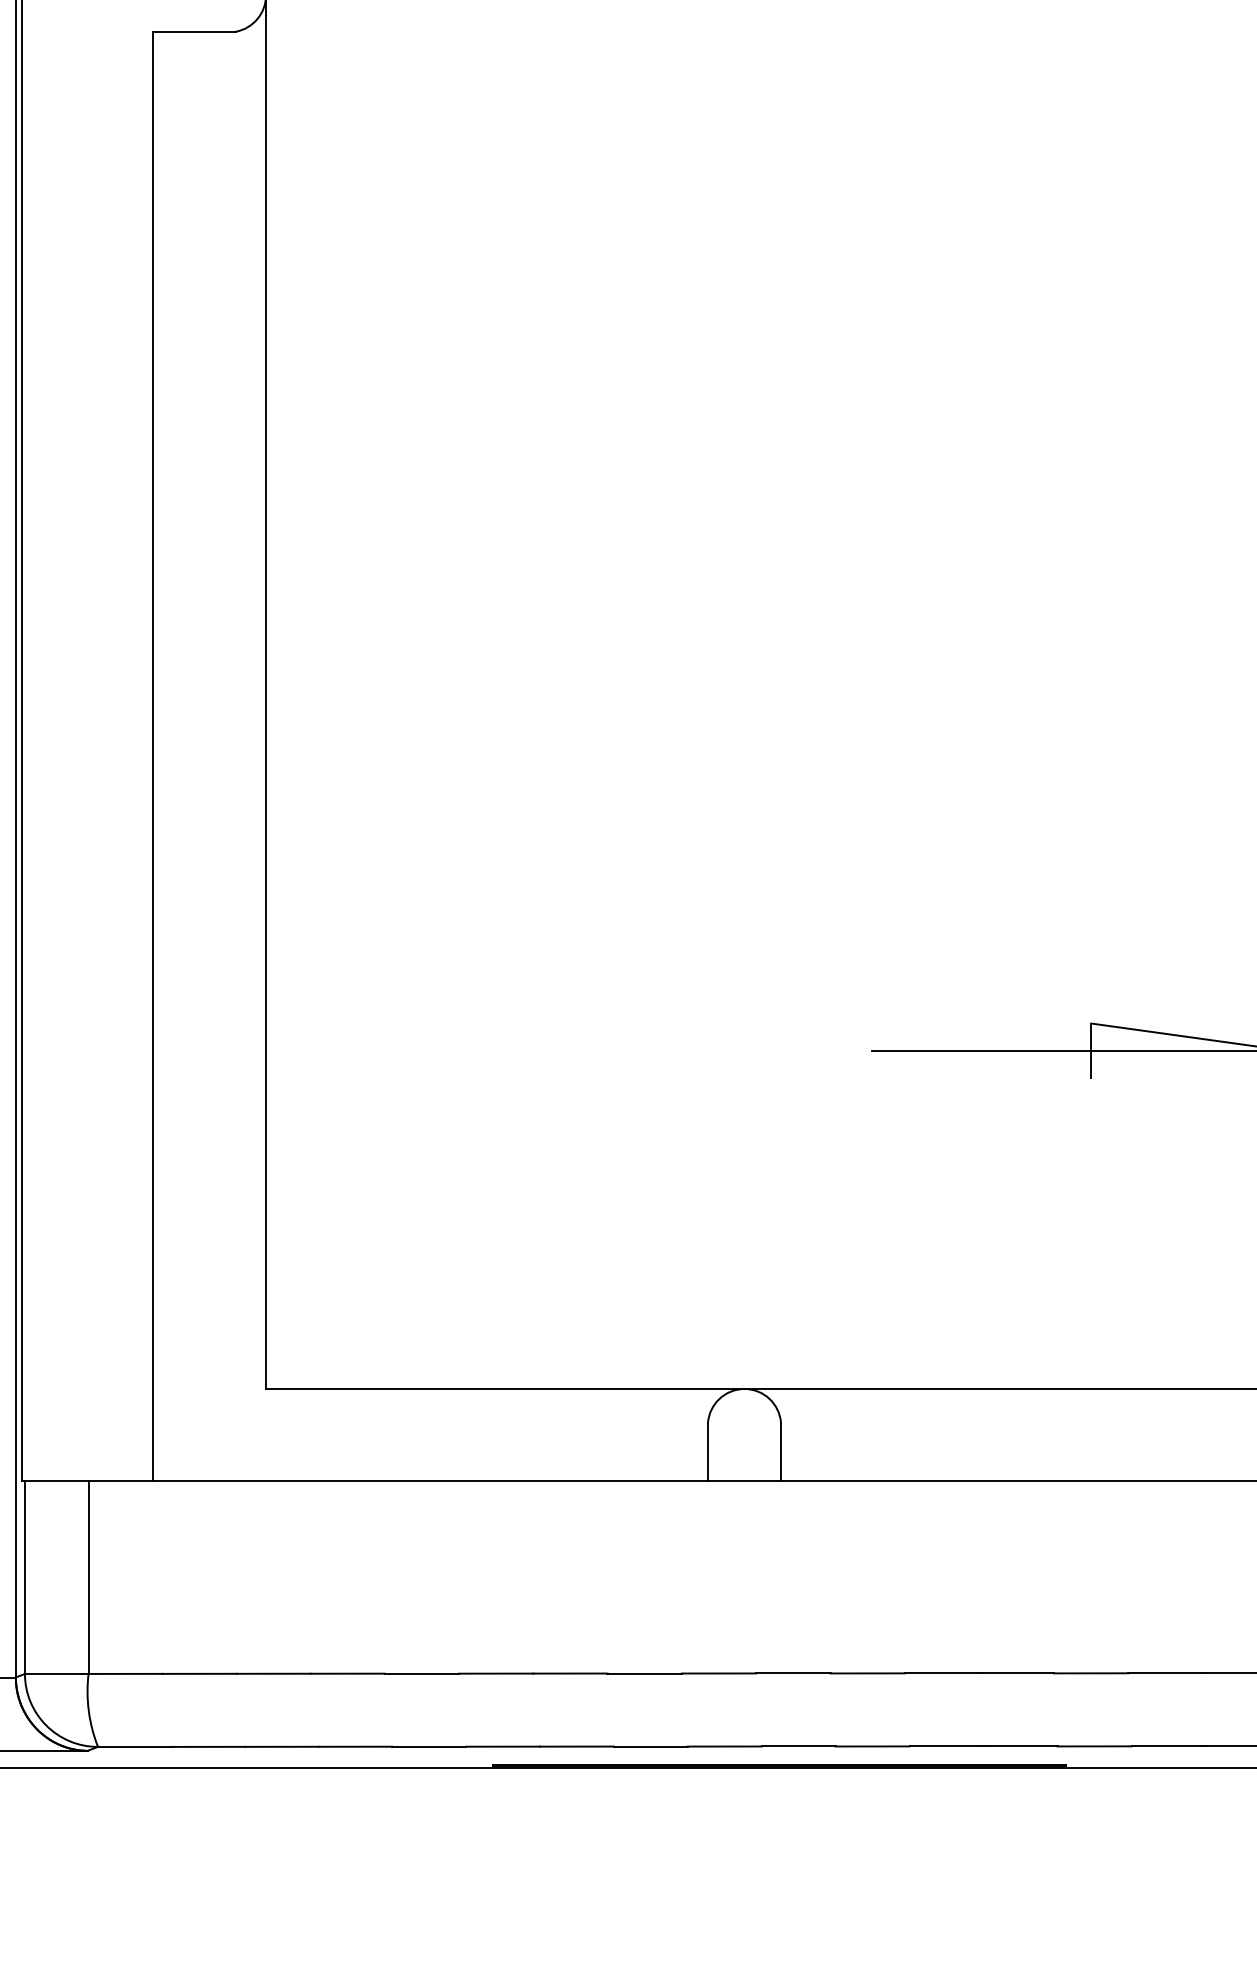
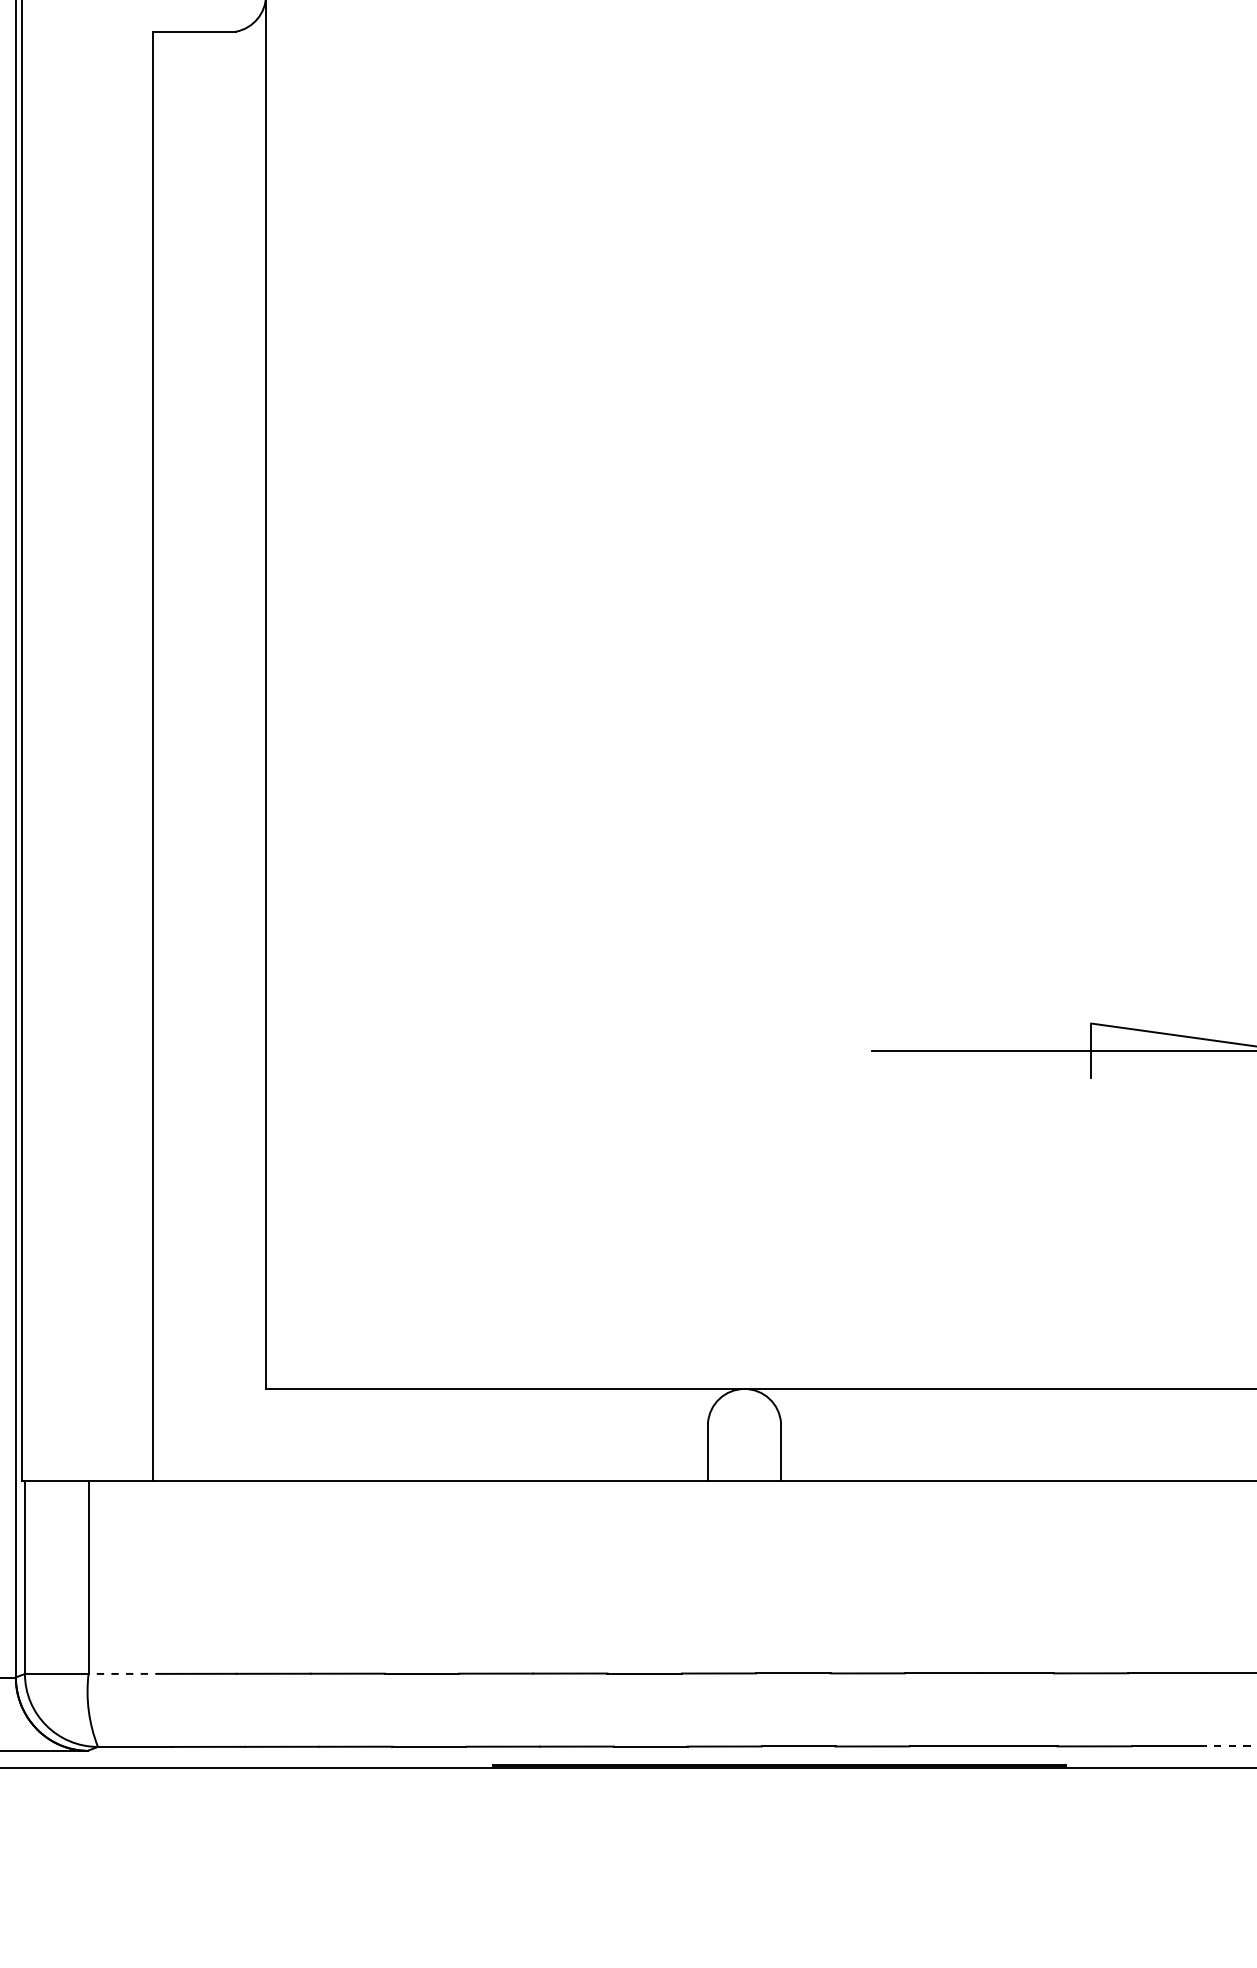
line: solid -> dashed (125, 1673)
line: solid -> dashed (1230, 1746)
